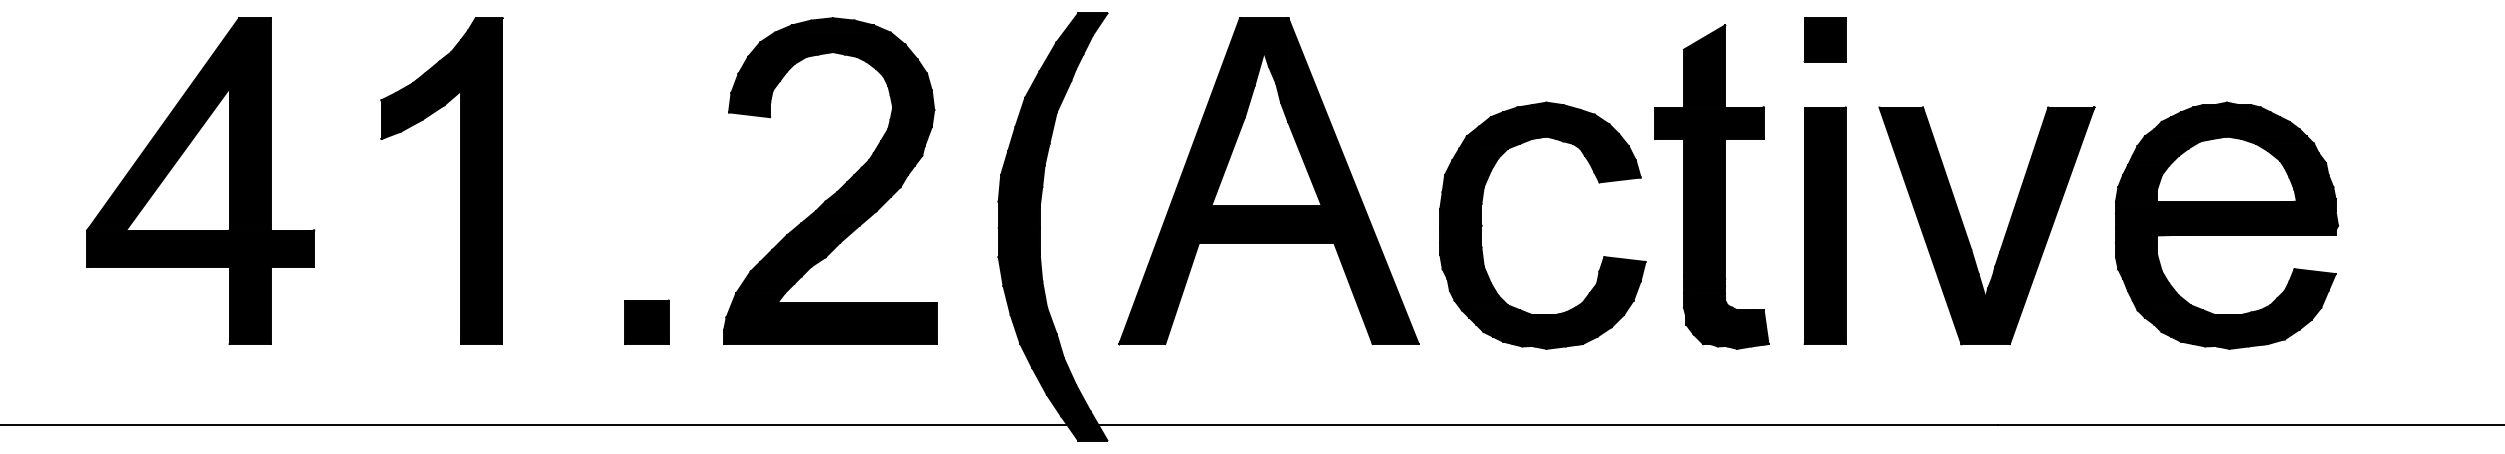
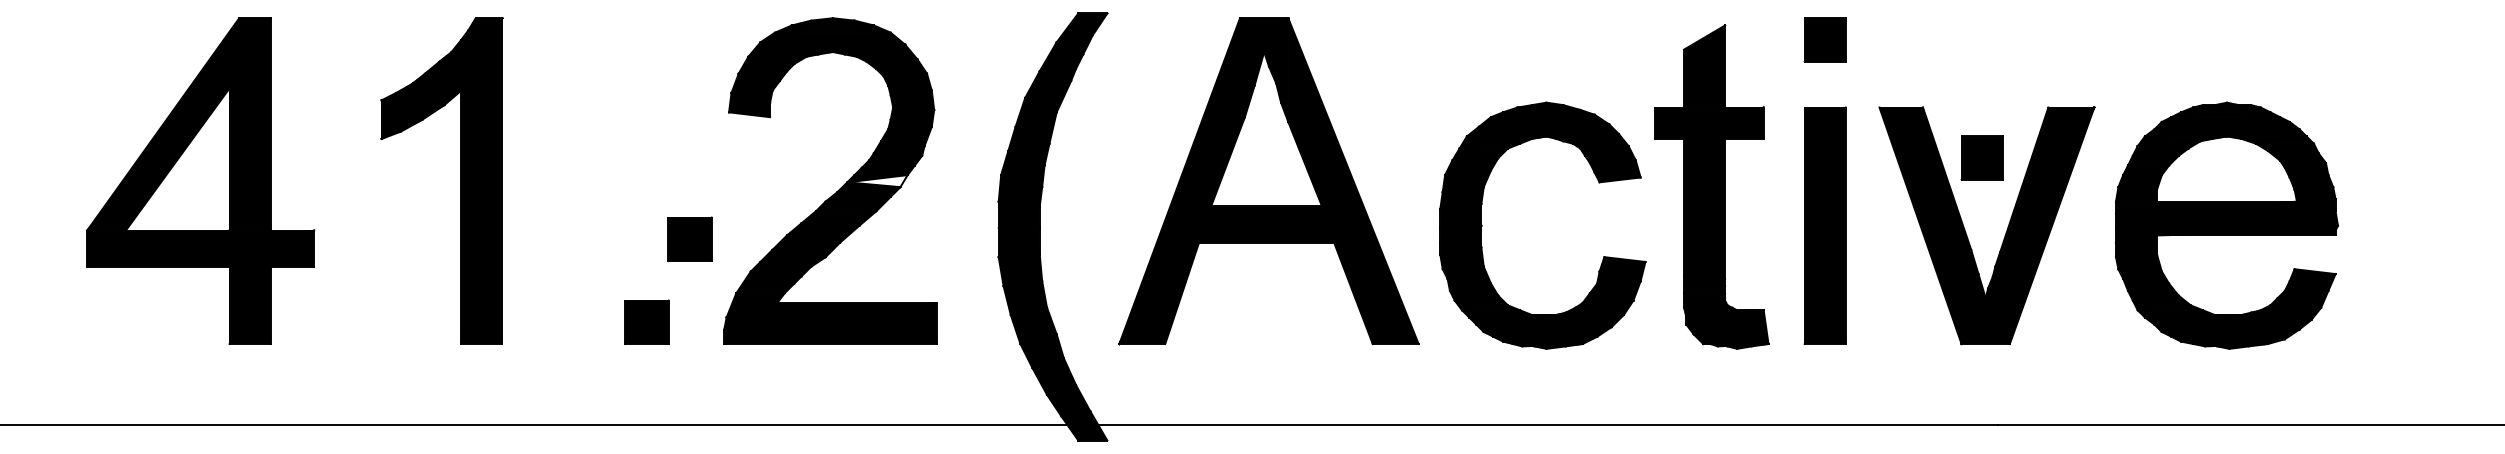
part: none -> present (1981, 157)
fill: present -> none (877, 181)
part: none -> present (689, 239)
